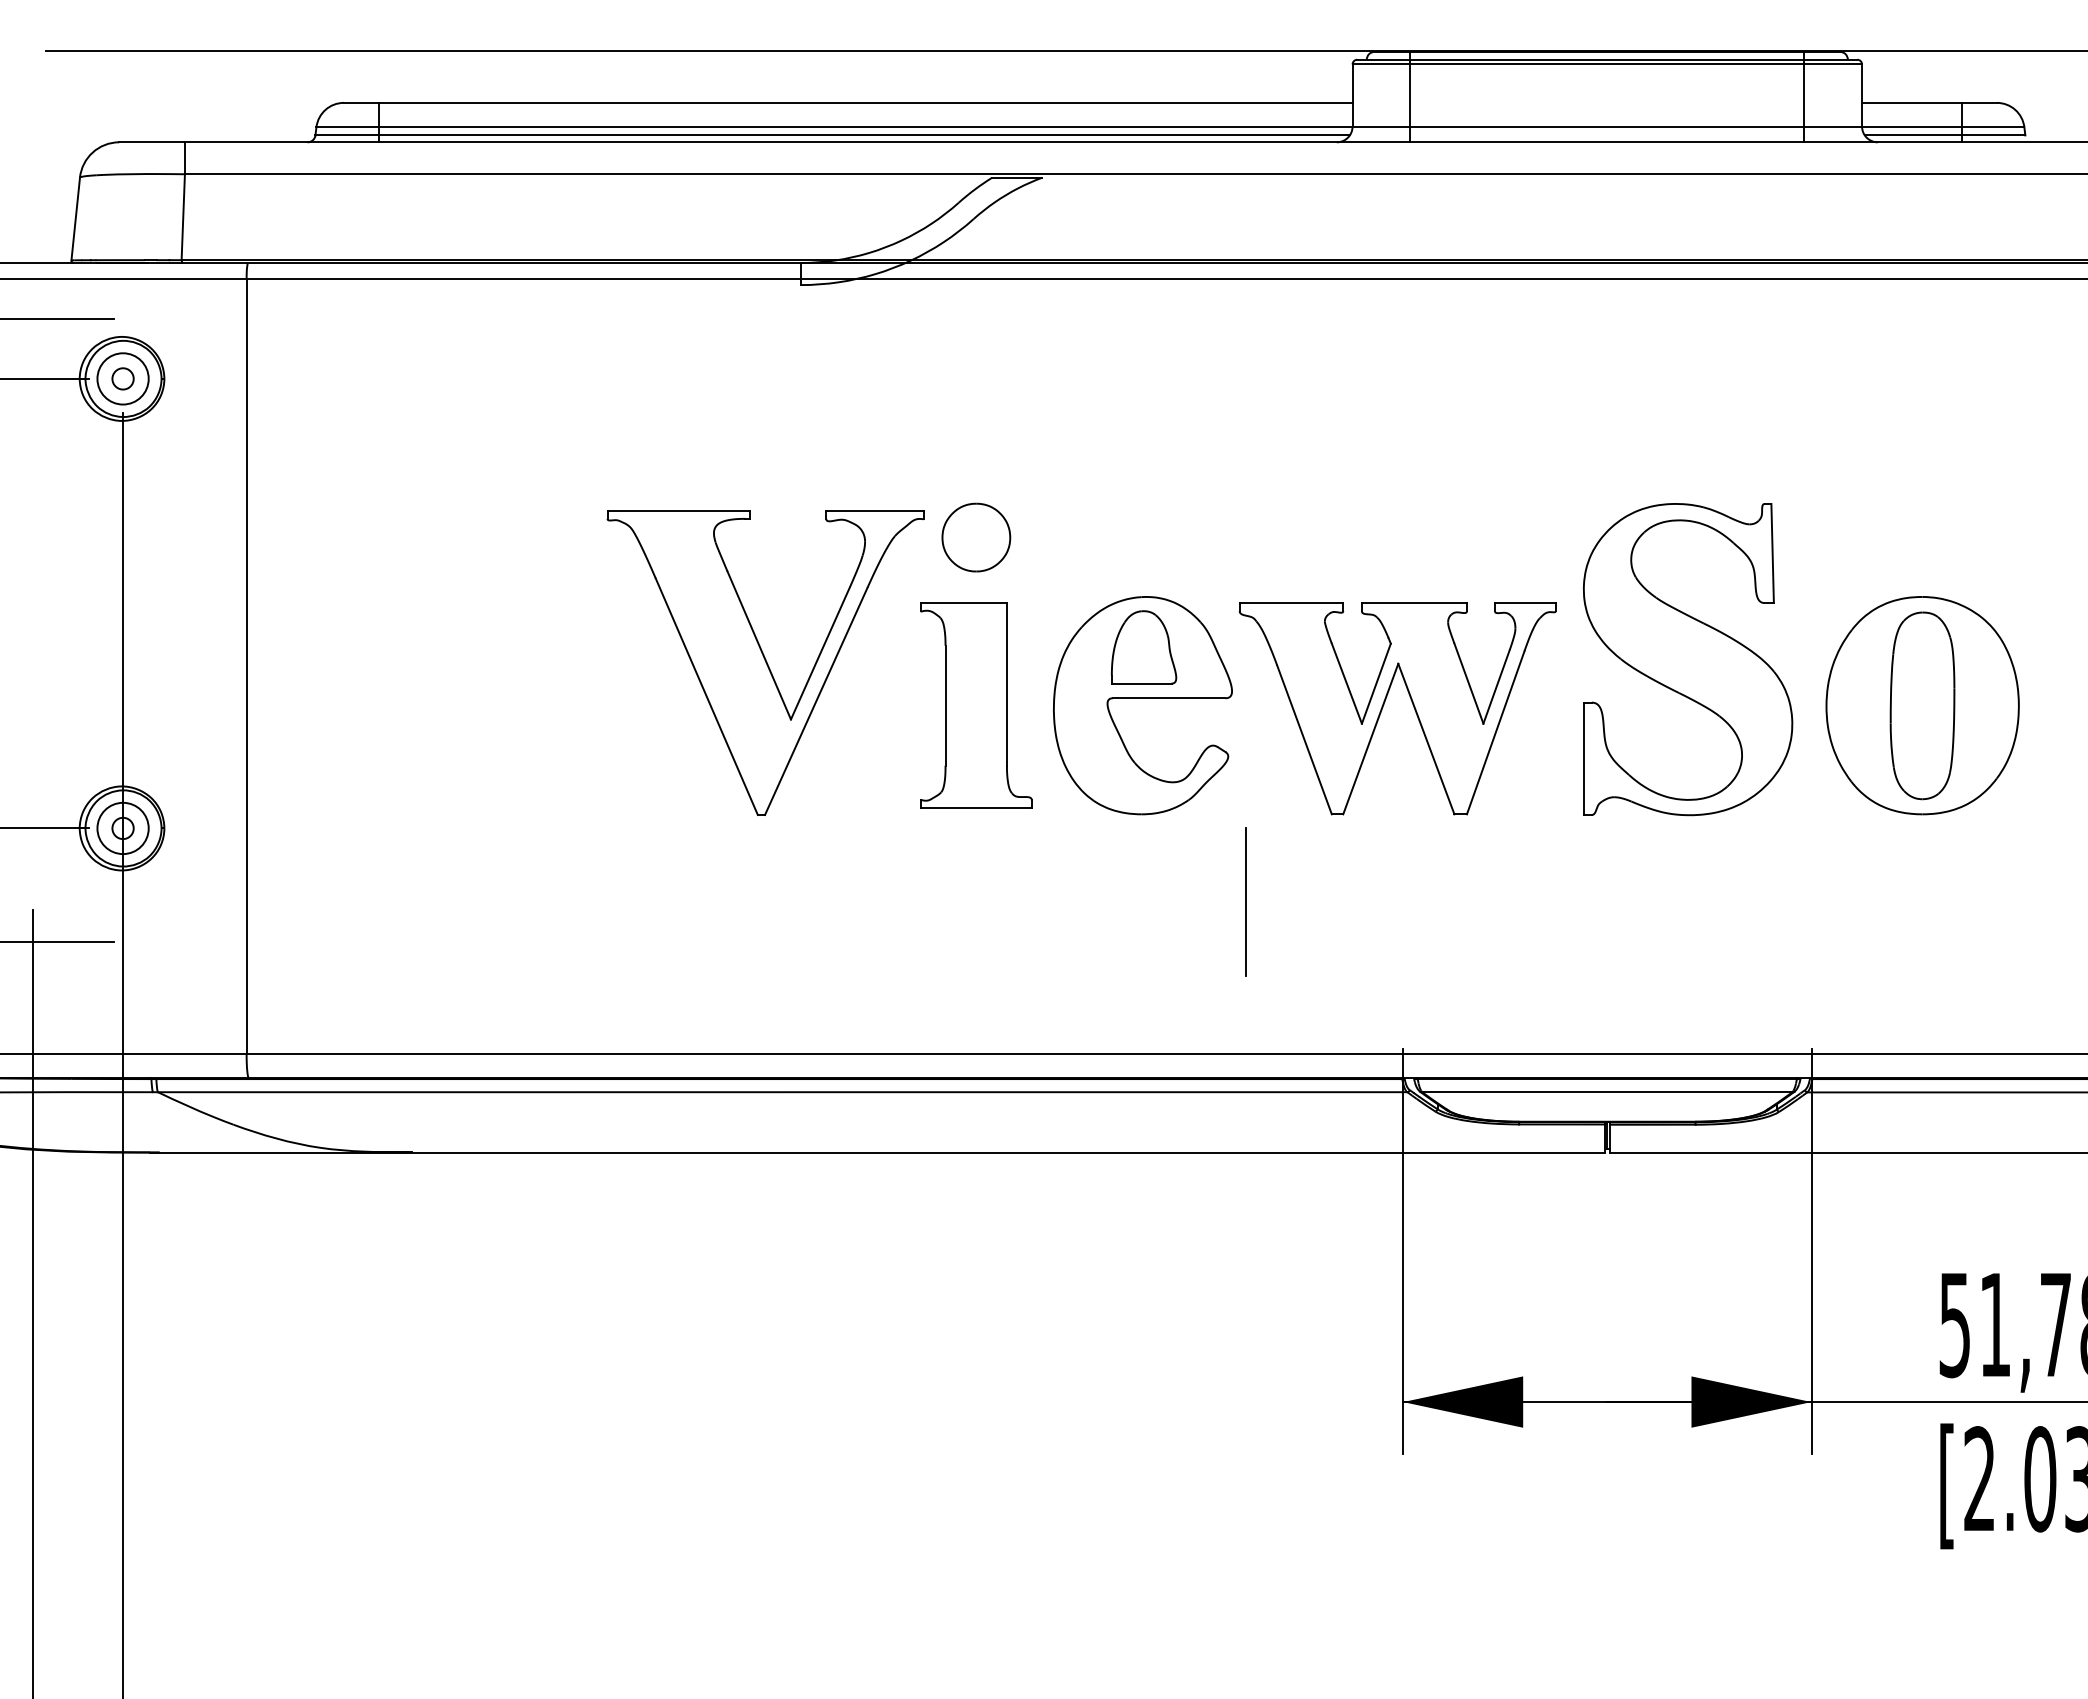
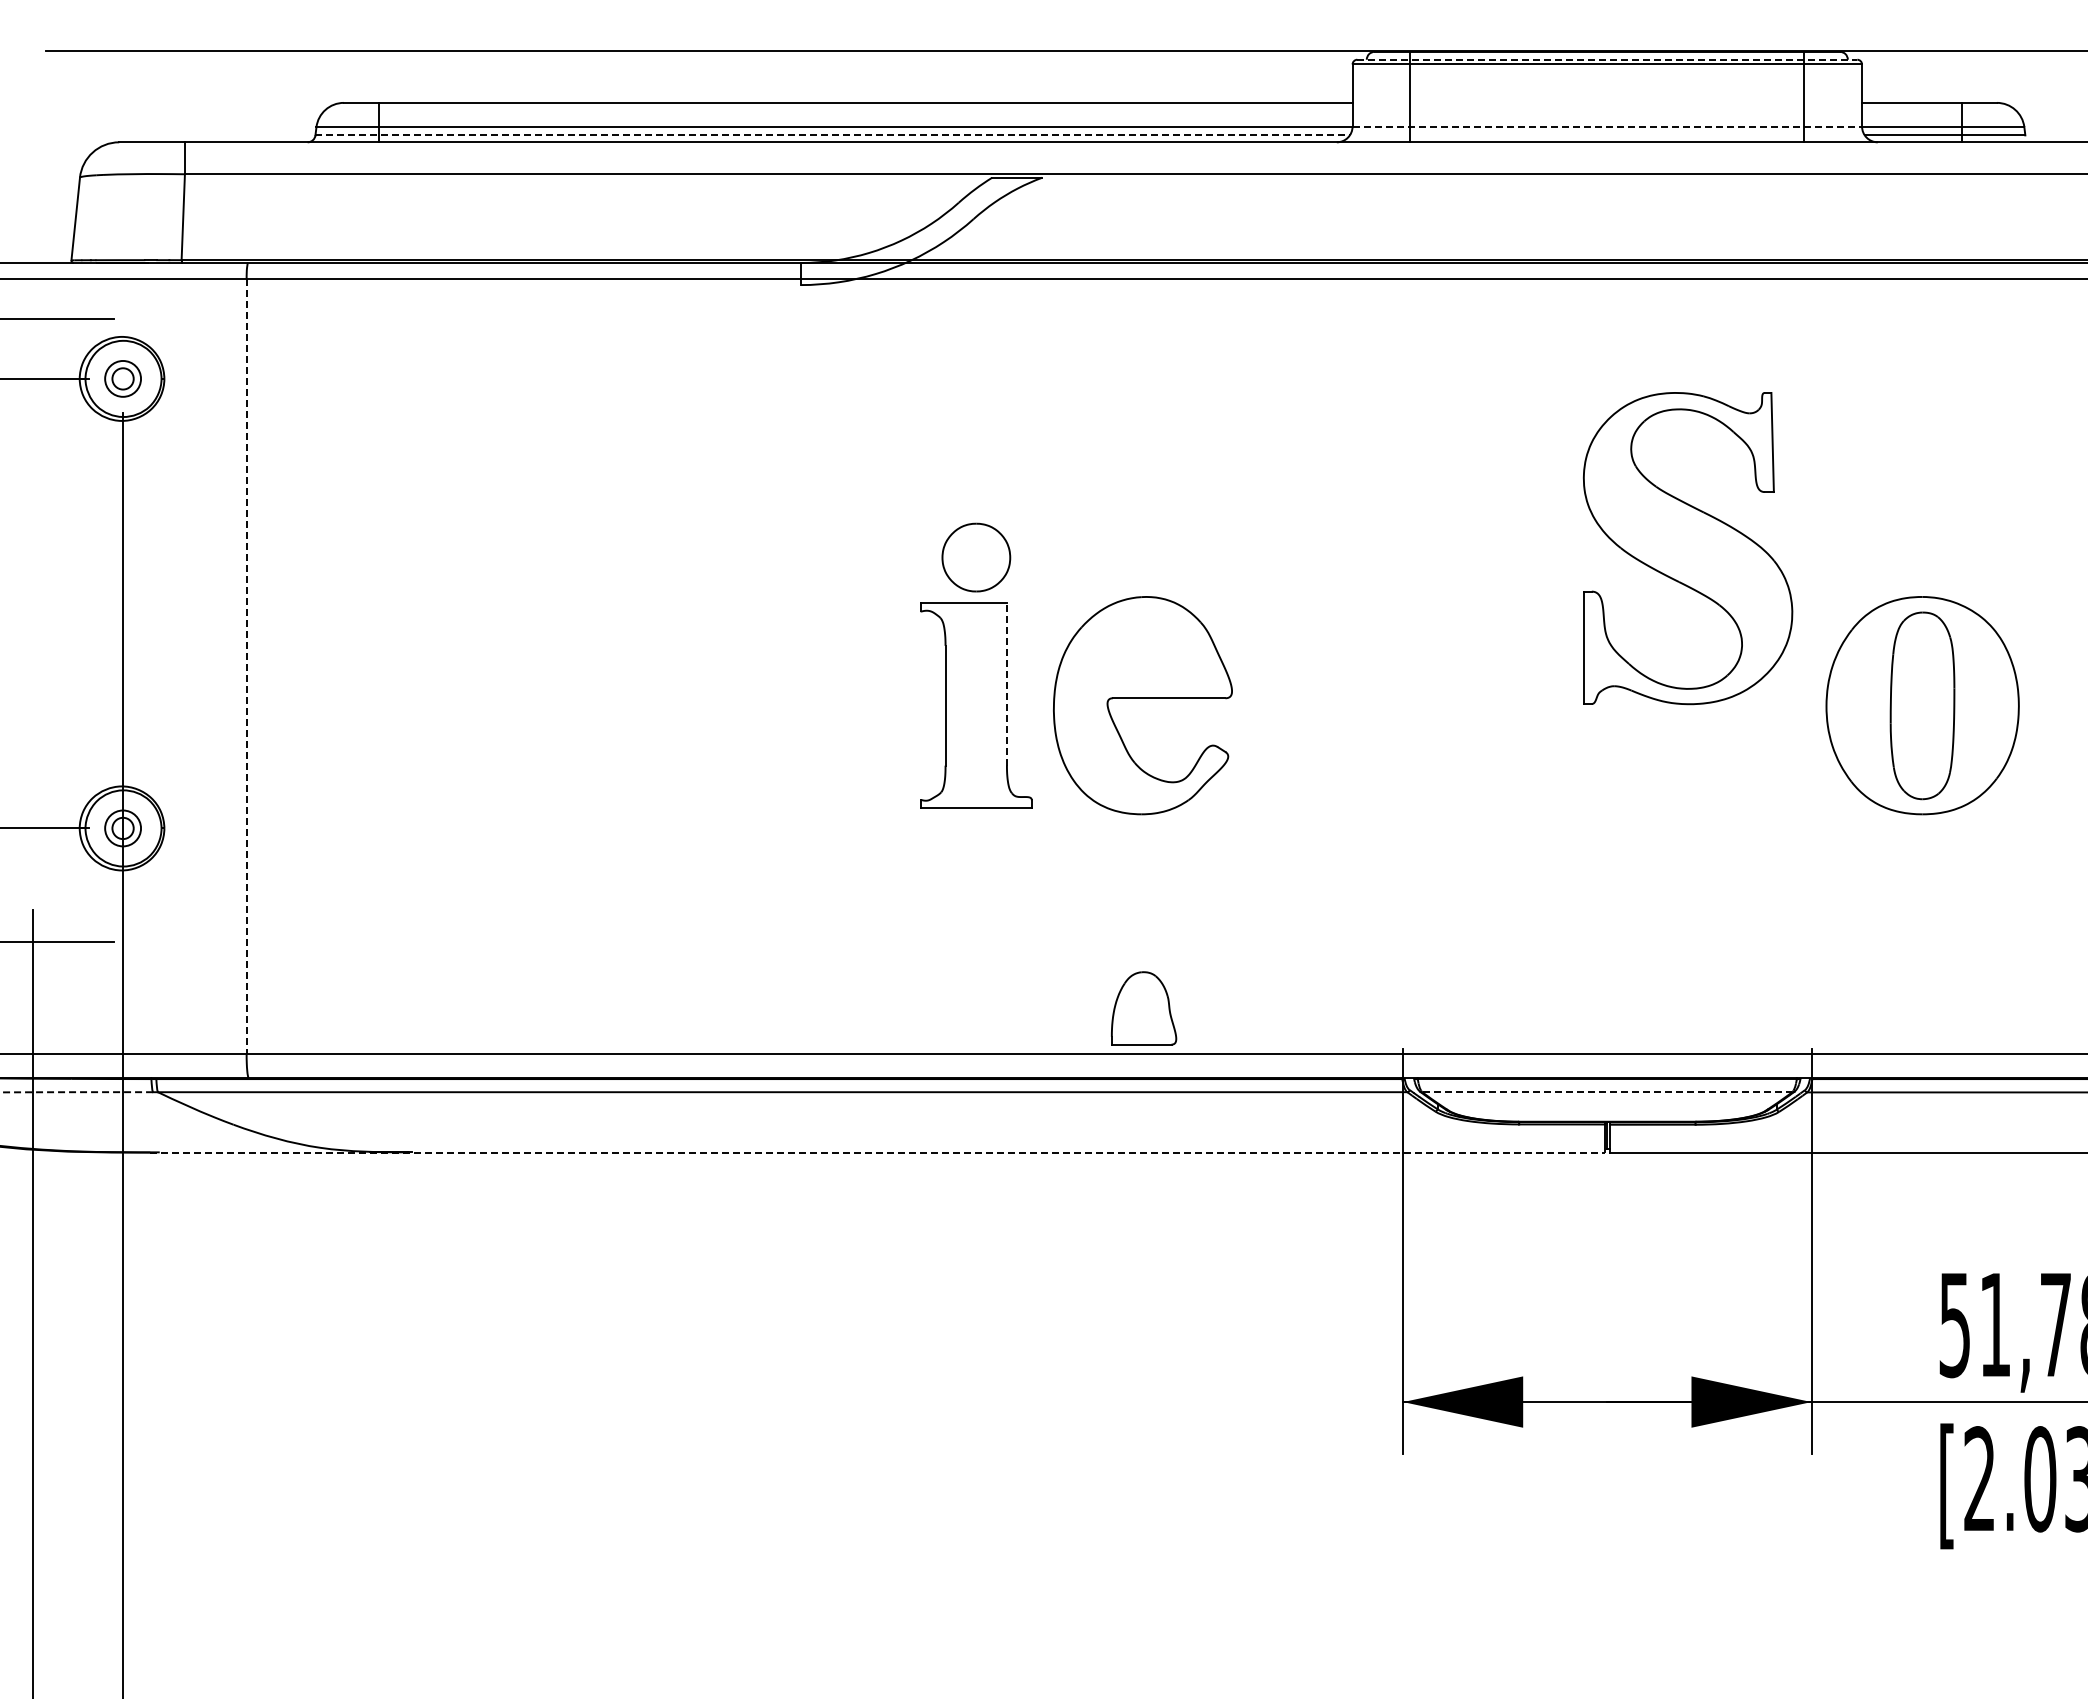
line: solid -> dashed (1607, 59)
line: solid -> dashed (1607, 126)
line: solid -> dashed (833, 135)
circle diameter: 51 px -> 36 px (123, 378)
part position: (976, 537) -> (976, 557) (976, 557)
part position: (1144, 647) -> (1144, 1008) (1144, 1008)
part position: (1688, 659) -> (1688, 548) (1688, 548)
part: present -> none (765, 662)
line: solid -> dashed (246, 666)
line: solid -> dashed (1006, 683)
part: present -> none (1385, 702)
circle diameter: 51 px -> 36 px (123, 828)
line: present -> none (1246, 902)
arc: solid -> dashed (75, 1092)
line: solid -> dashed (1607, 1092)
line: solid -> dashed (877, 1152)
